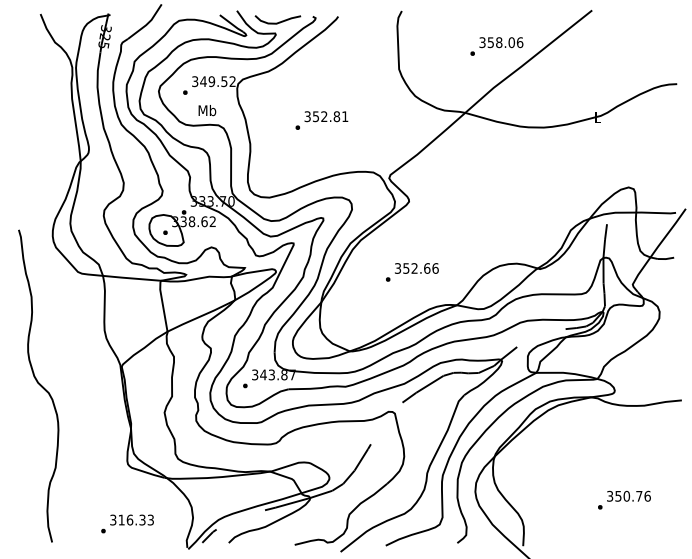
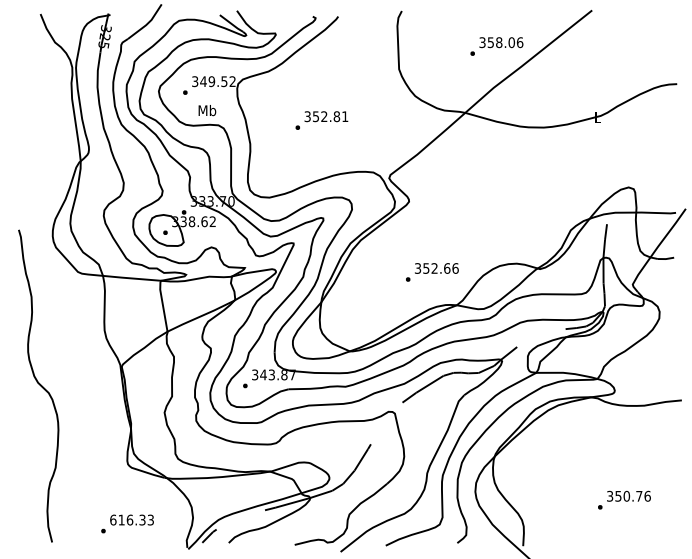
curve: present -> none (279, 21)
text position: (412, 272) -> (432, 272) (432, 272)
text: 316.33 -> 616.33 (113, 519)
